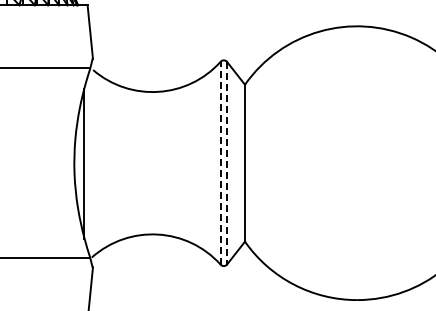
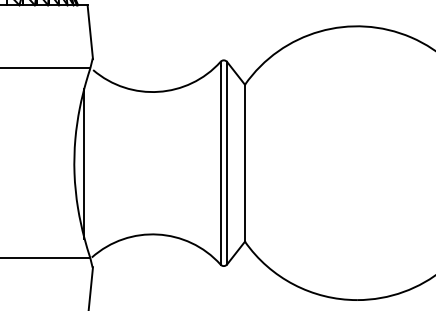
line: dashed -> solid (227, 163)
line: dashed -> solid (220, 165)
